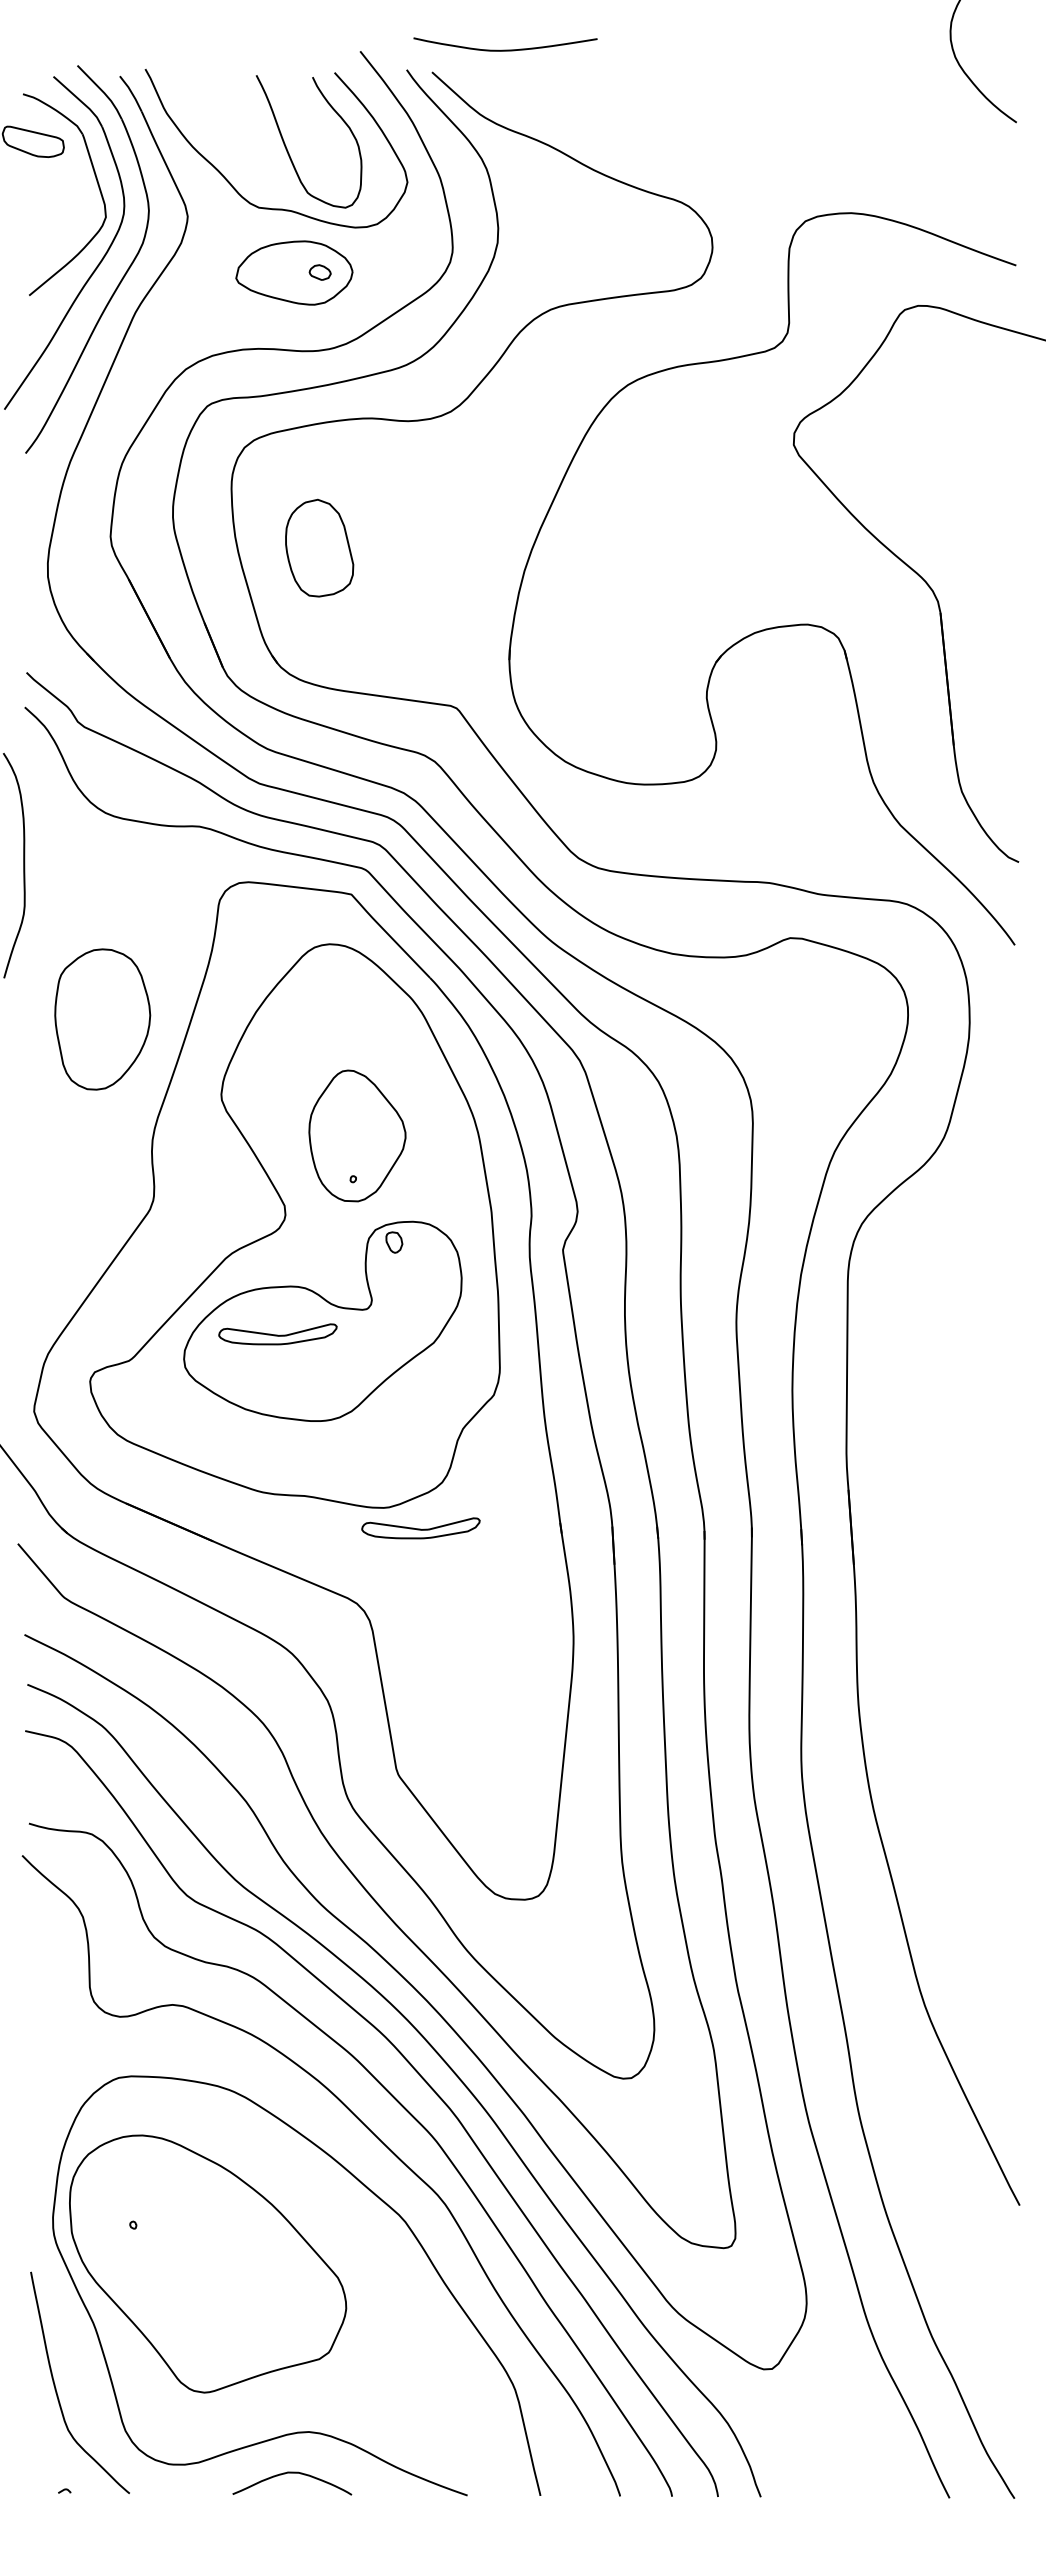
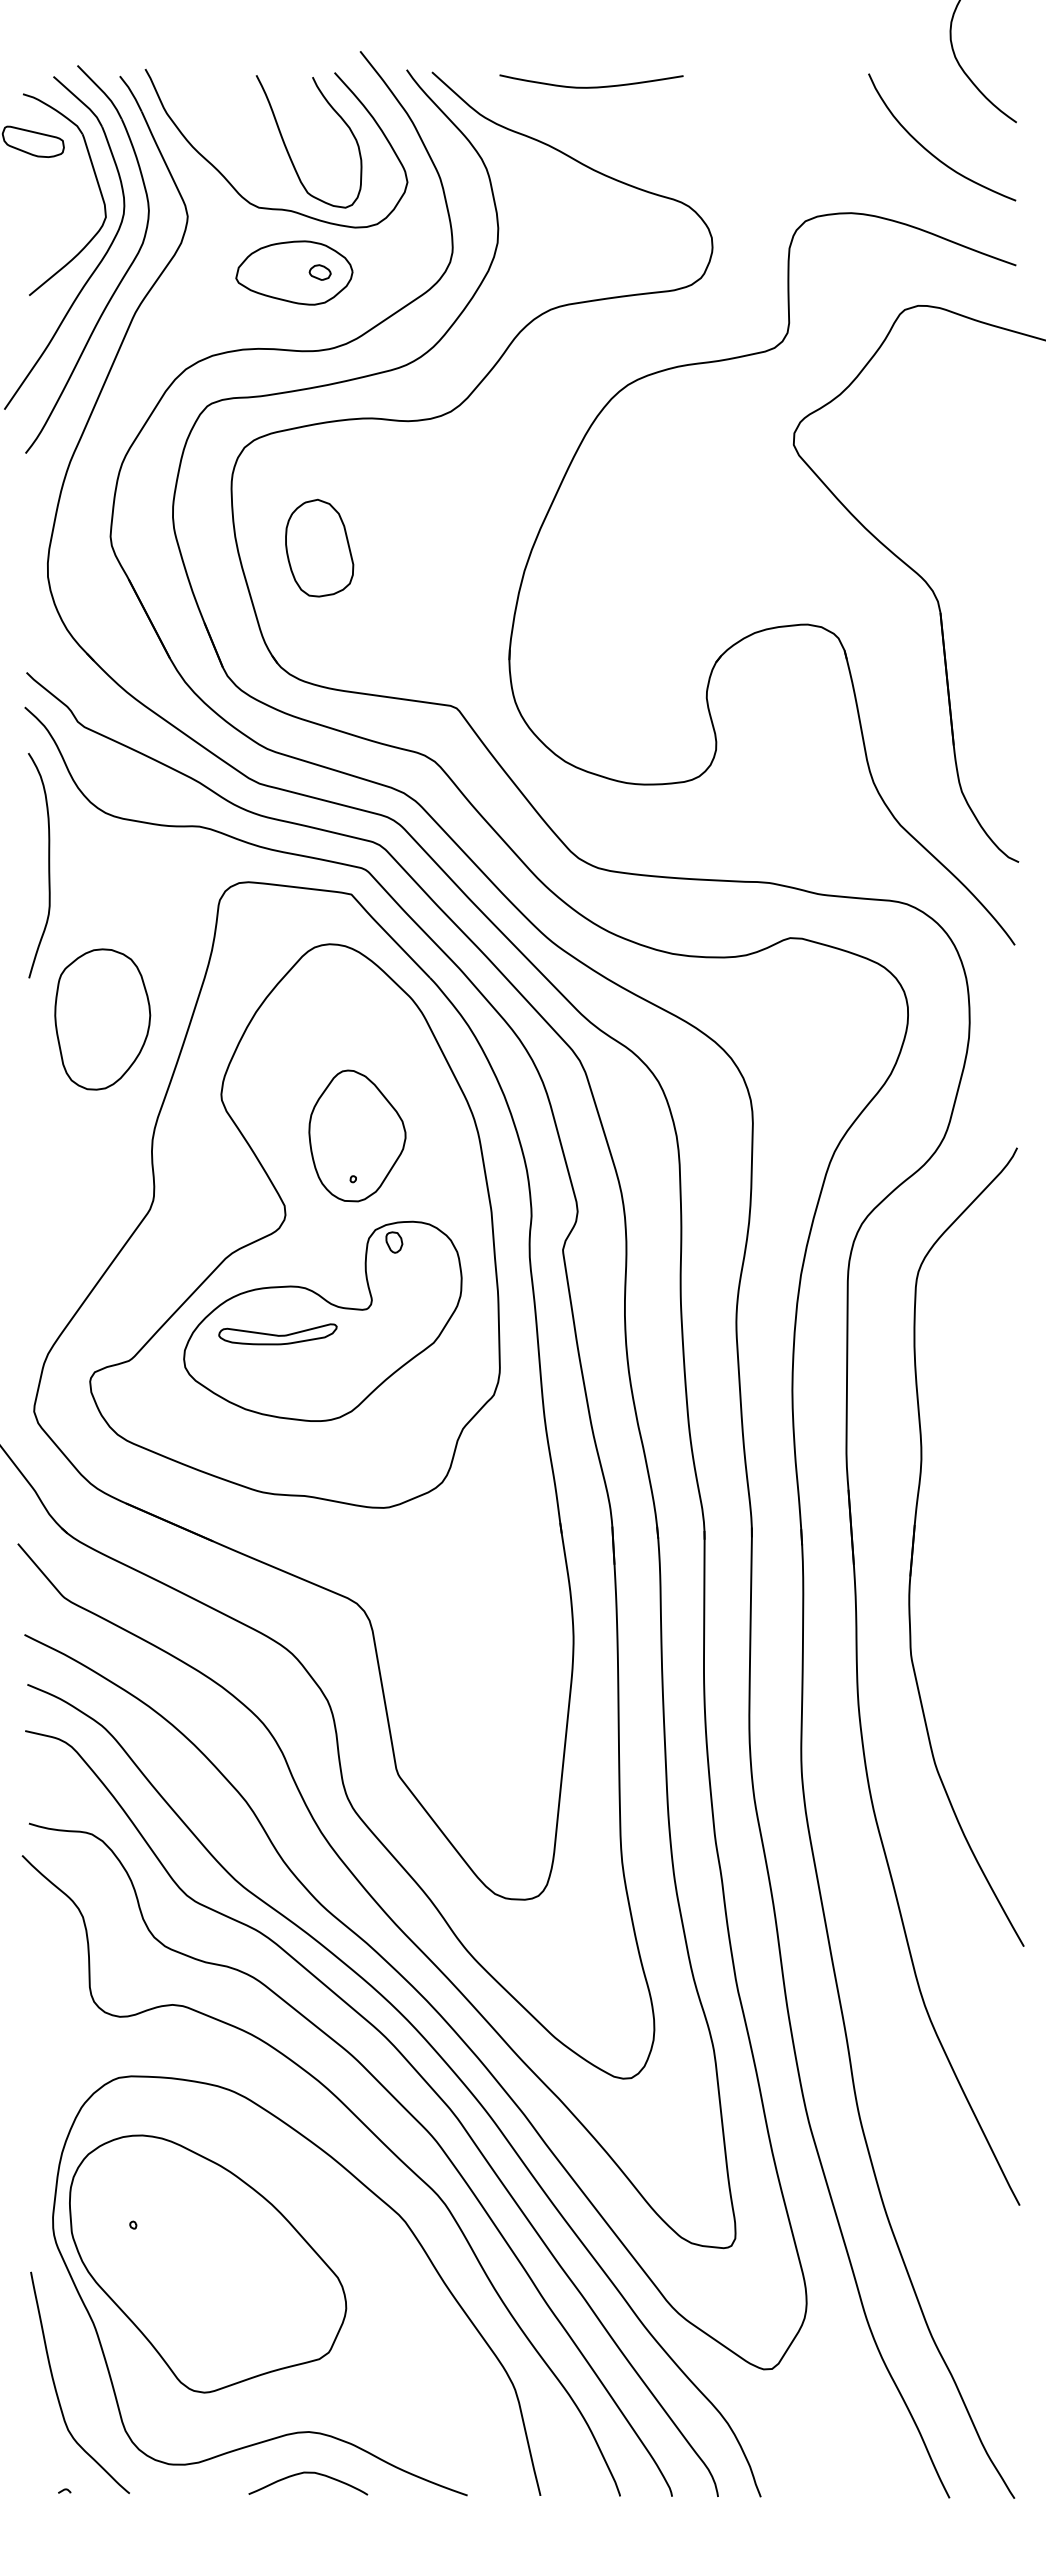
curve position: (505, 49) -> (591, 86) (591, 86)
curve: none -> present (931, 152)
curve position: (23, 865) -> (48, 865) (48, 865)
part: present -> none (420, 1528)
part: none -> present (914, 1543)
curve position: (292, 2473) -> (308, 2473) (308, 2473)
